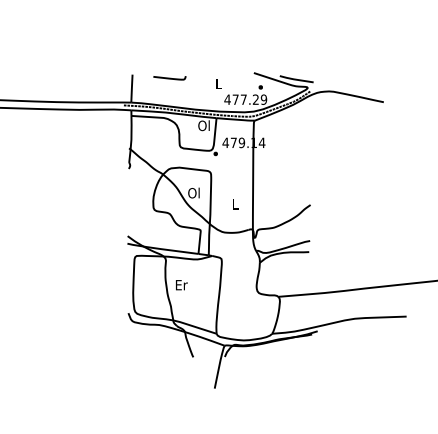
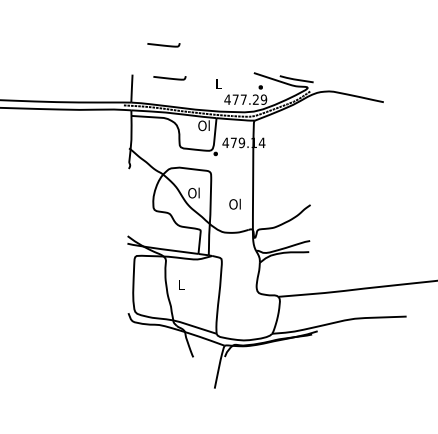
curve: none -> present (163, 45)
text: L -> Ol (234, 203)
text: Er -> L (181, 285)
